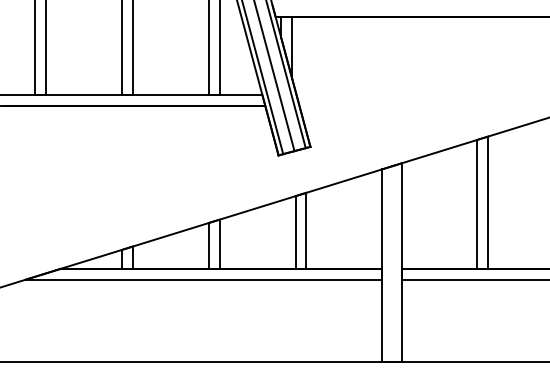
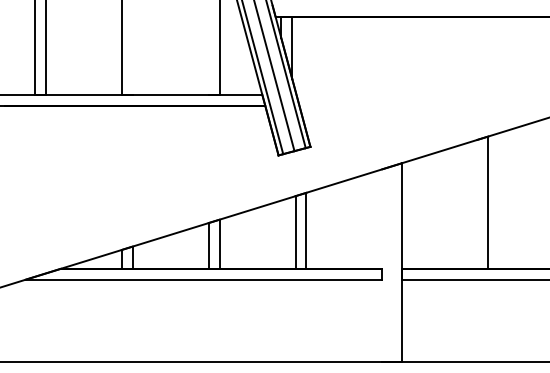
line: present -> none (132, 48)
line: present -> none (208, 48)
line: present -> none (477, 203)
line: present -> none (382, 265)
